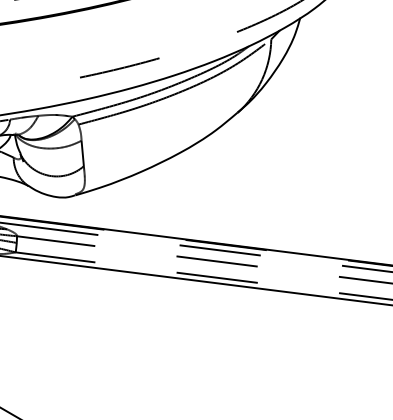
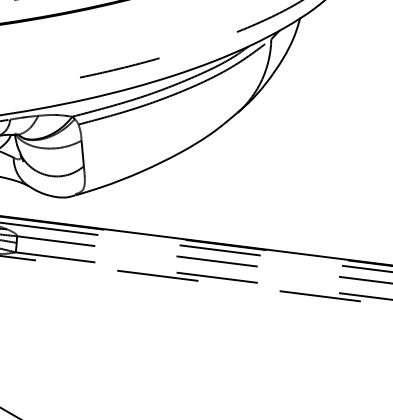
line: solid -> dashed (196, 280)
